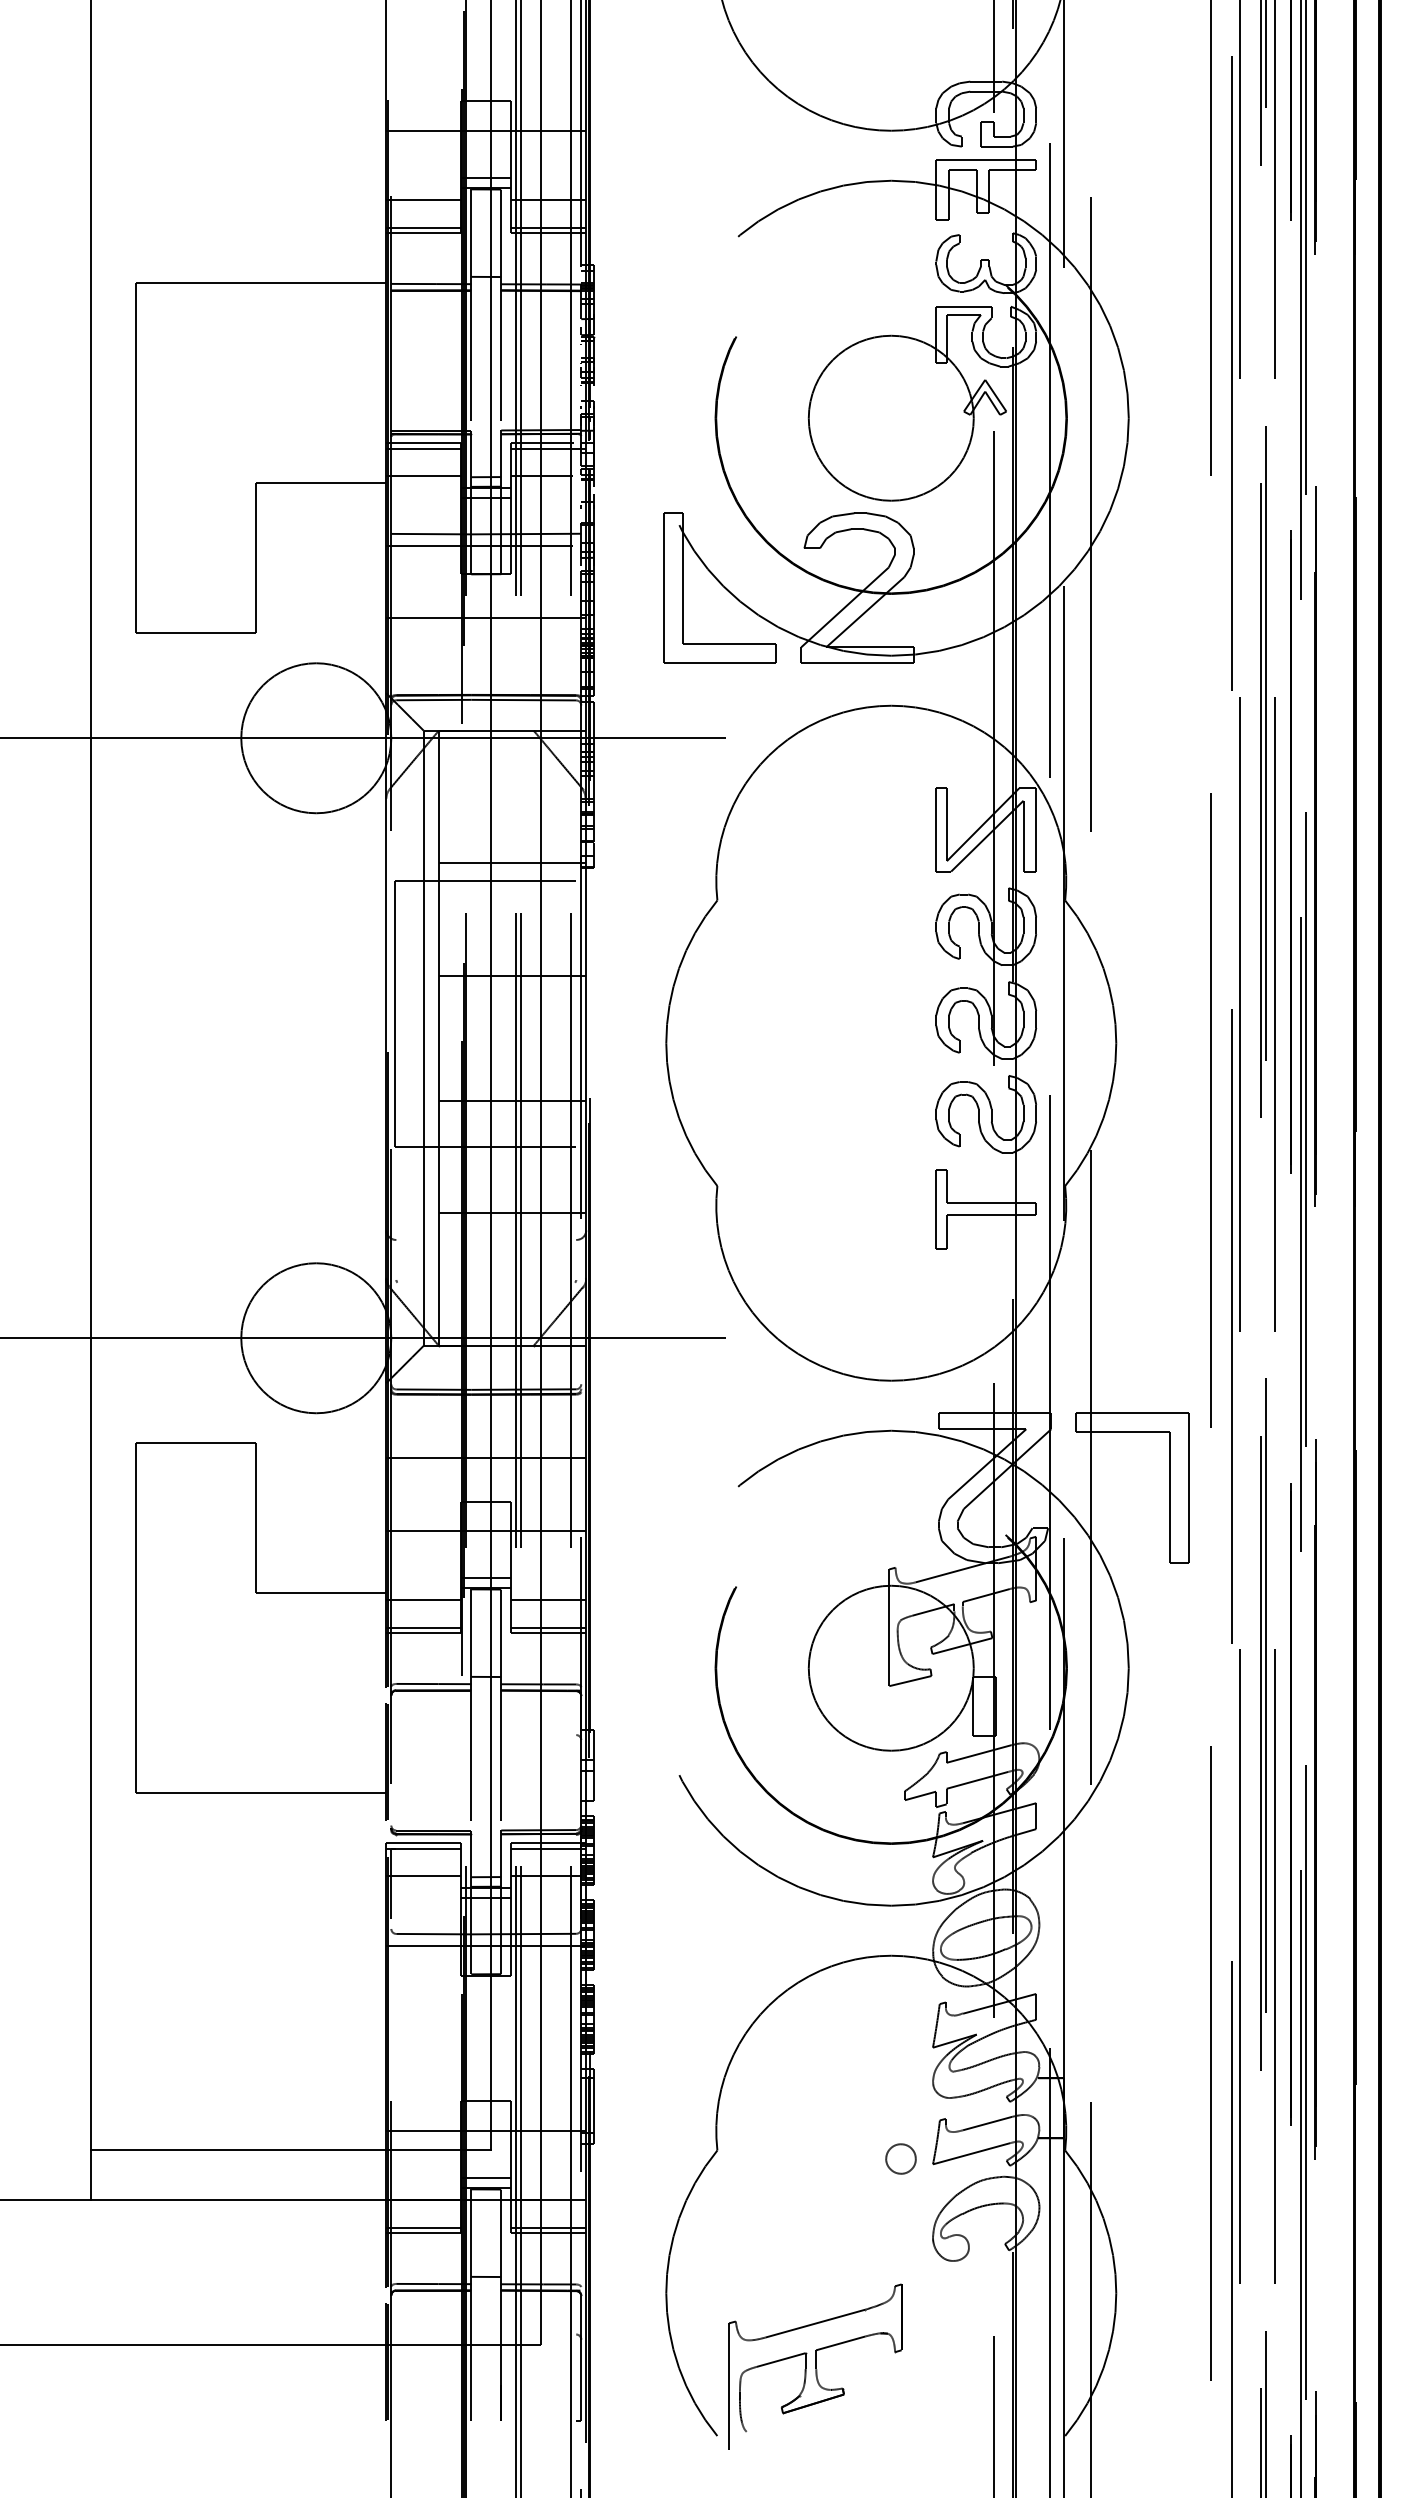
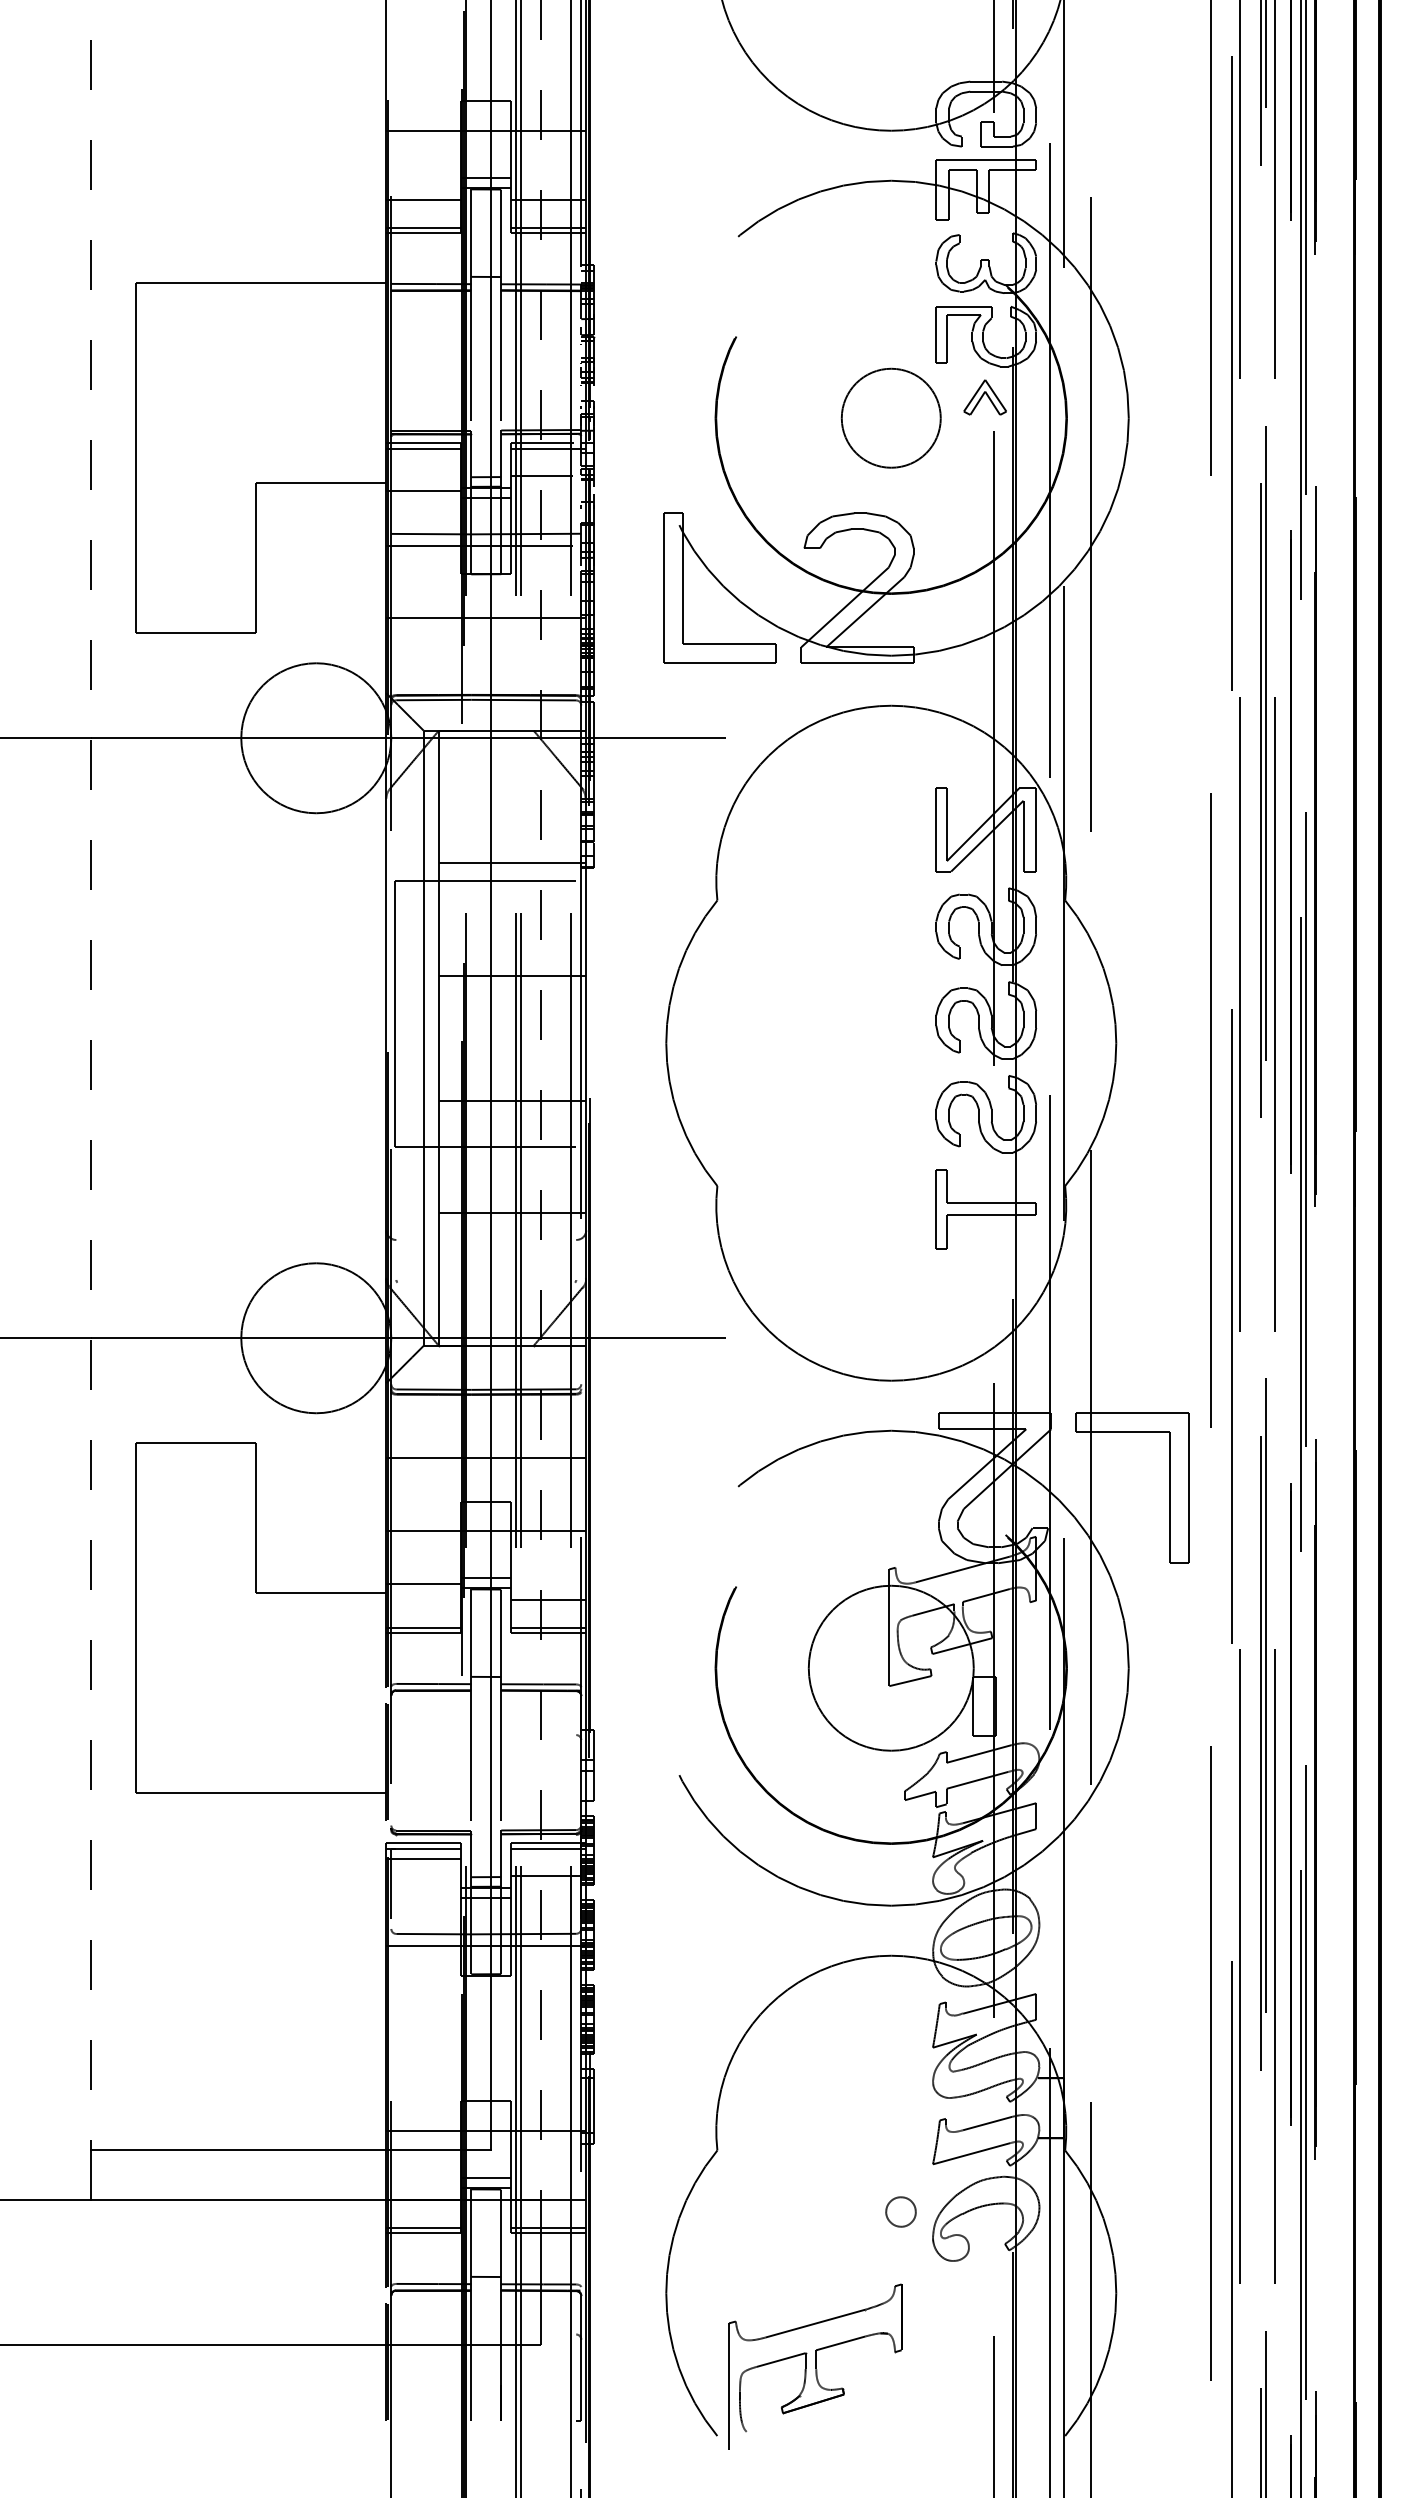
circle diameter: 165 px -> 99 px (890, 417)
line position: (423, 476) -> (423, 491) (423, 491)
line: solid -> dashed (91, 1075)
line: solid -> dashed (541, 1100)
line position: (423, 1600) -> (423, 1584) (423, 1584)
line position: (423, 1876) -> (423, 1859) (423, 1859)
part position: (900, 2158) -> (900, 2211) (900, 2211)
